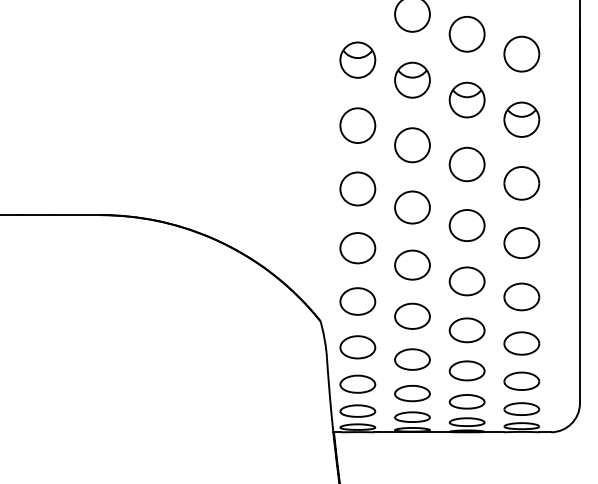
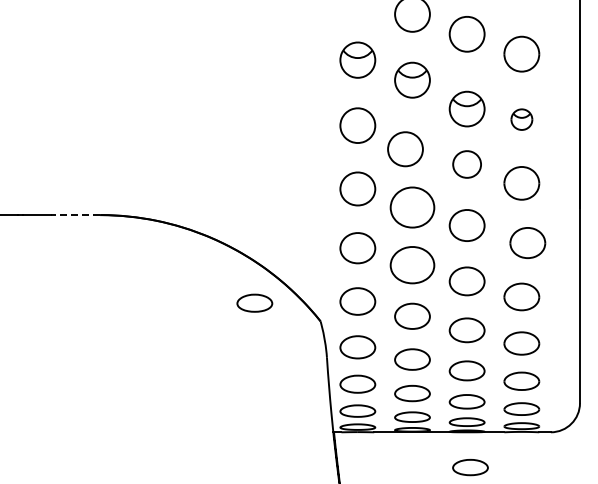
part position: (466, 99) -> (466, 108) (466, 108)
part size: 38x37 px -> 24x23 px (521, 119)
part position: (412, 145) -> (405, 149) (405, 149)
part size: 38x37 px -> 30x29 px (466, 164)
part size: 37x35 px -> 47x43 px (412, 207)
line: solid -> dashed (75, 215)
part position: (521, 242) -> (527, 242) (527, 242)
part size: 37x32 px -> 47x39 px (412, 265)
part: none -> present (254, 302)
part: none -> present (470, 467)
